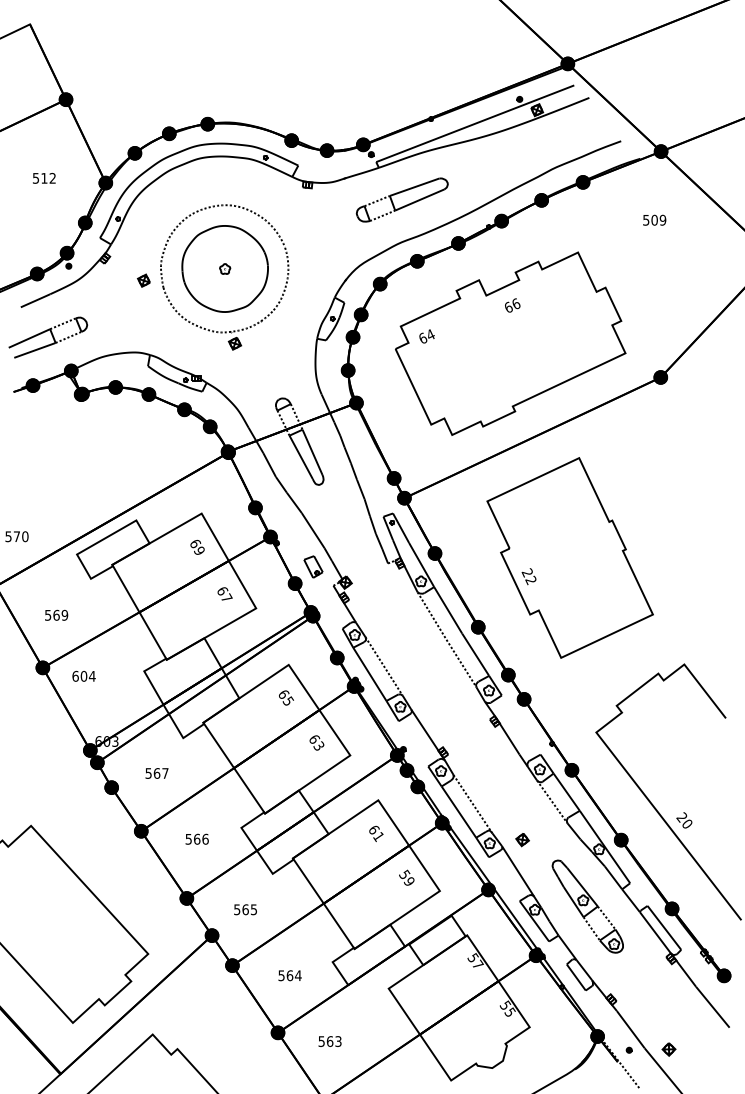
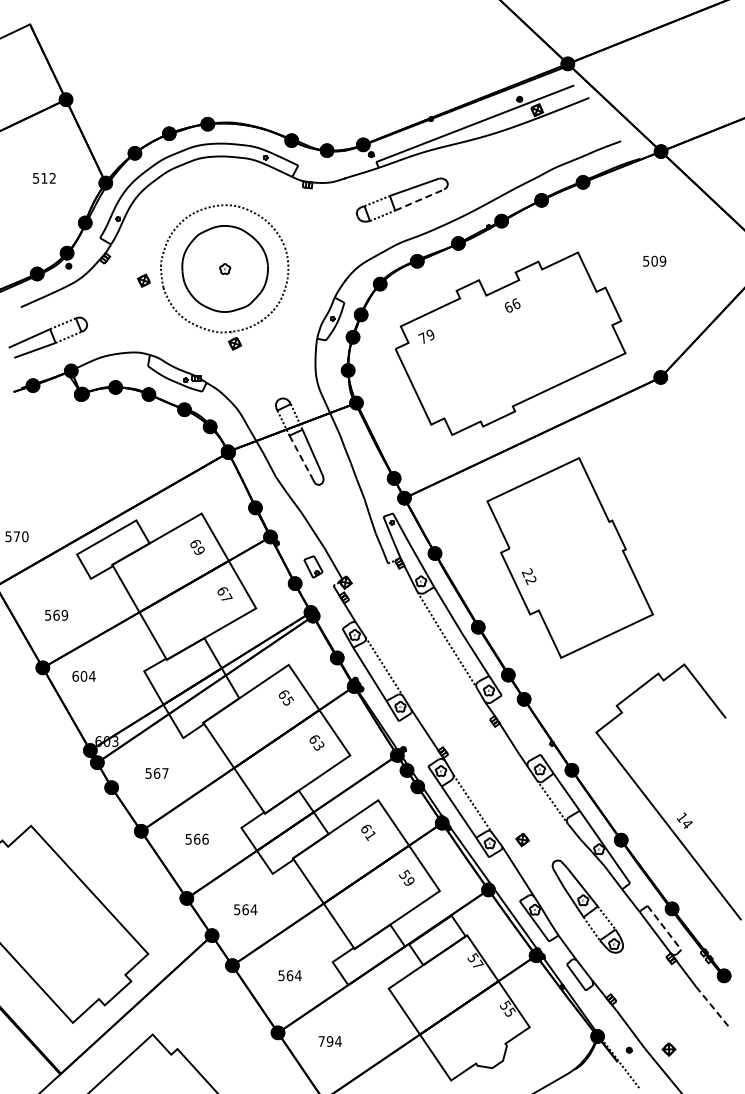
line: solid -> dashed (419, 200)
text position: (654, 219) -> (654, 260) (654, 260)
text: 64 -> 79 (426, 336)
line: solid -> dashed (301, 457)
text: 20 -> 14 (684, 820)
text position: (376, 833) -> (368, 832) (368, 832)
text: 565 -> 564 (253, 909)
line: solid -> dashed (664, 927)
line: solid -> dashed (713, 1007)
text: 563 -> 794 (329, 1041)
